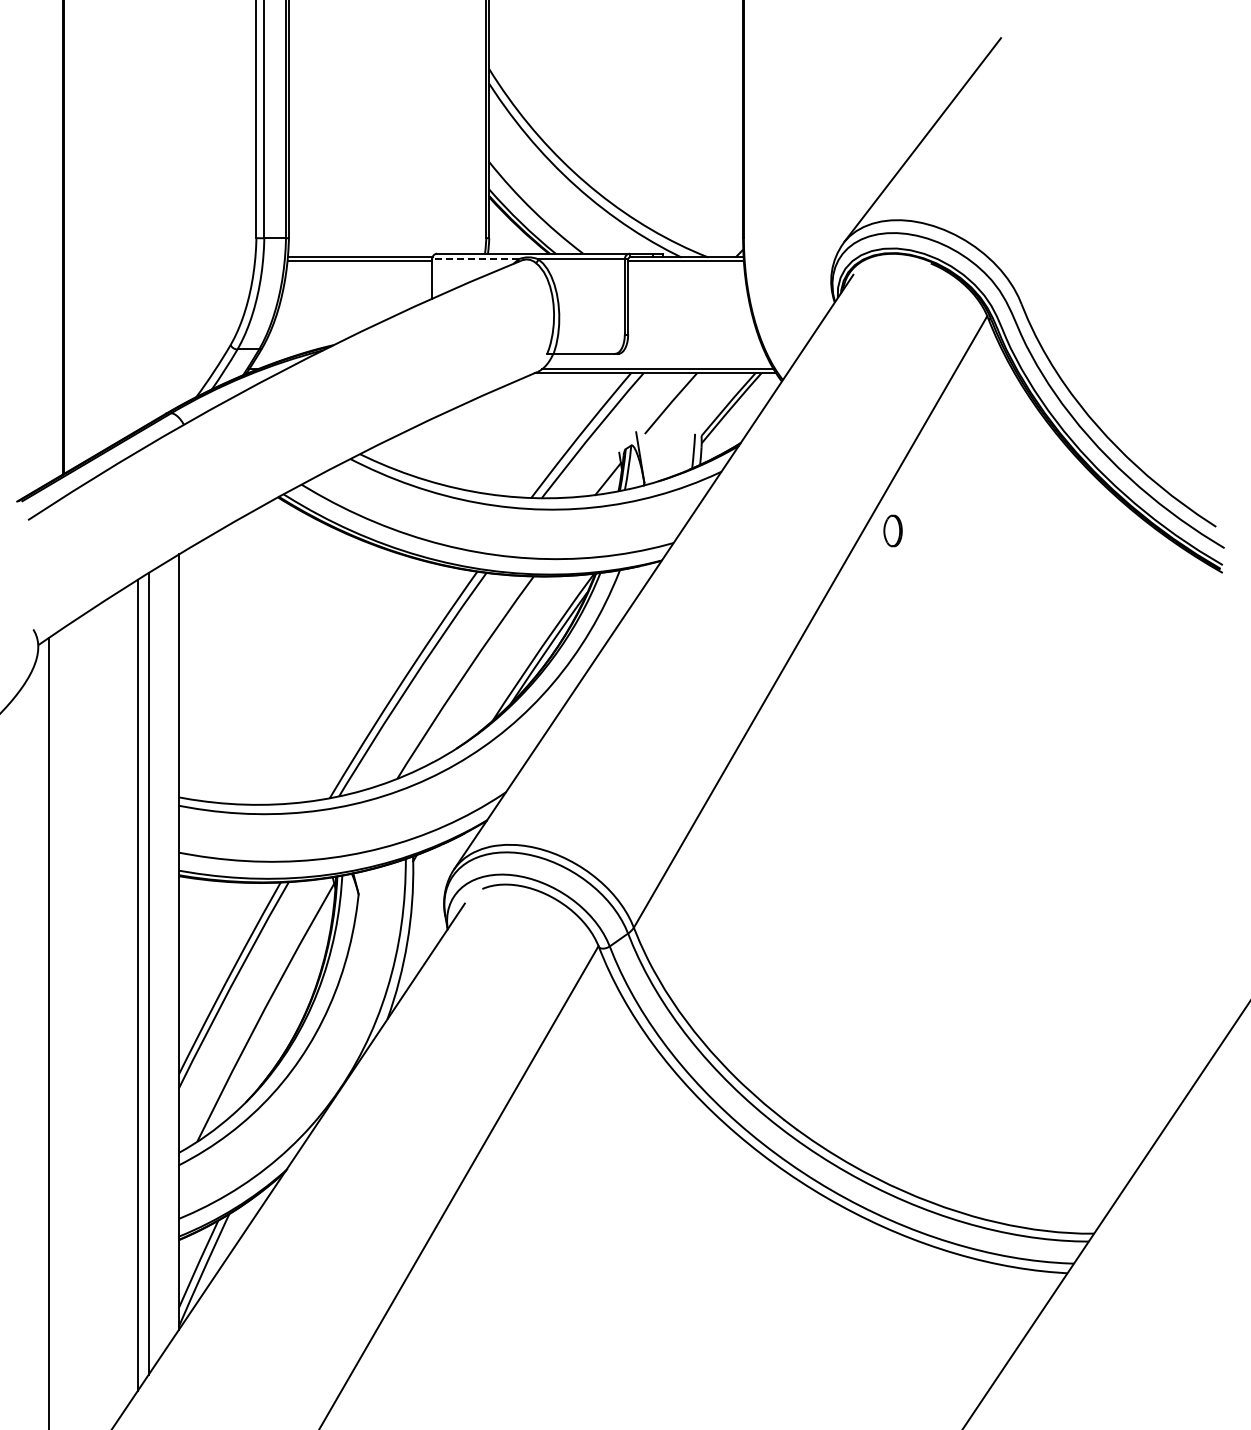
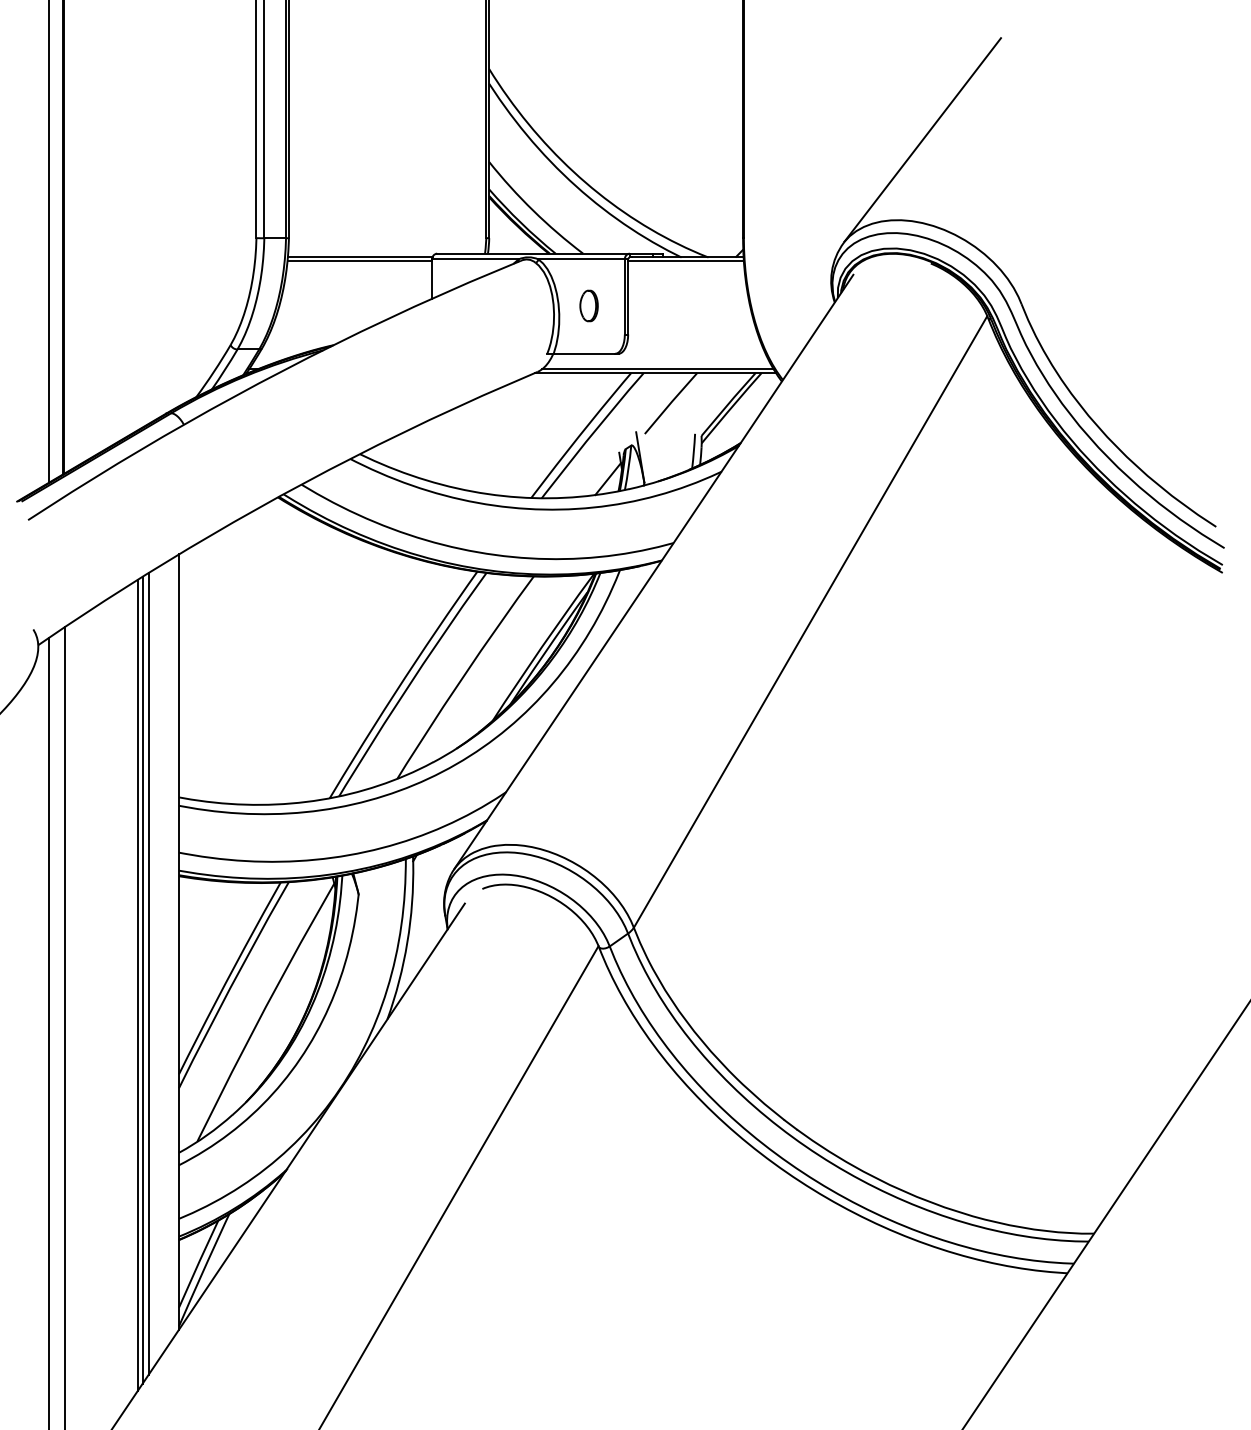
line: none -> present (49, 242)
line: dashed -> solid (474, 259)
part position: (892, 530) -> (588, 305) (588, 305)
line: none -> present (142, 979)
line: none -> present (64, 1026)
